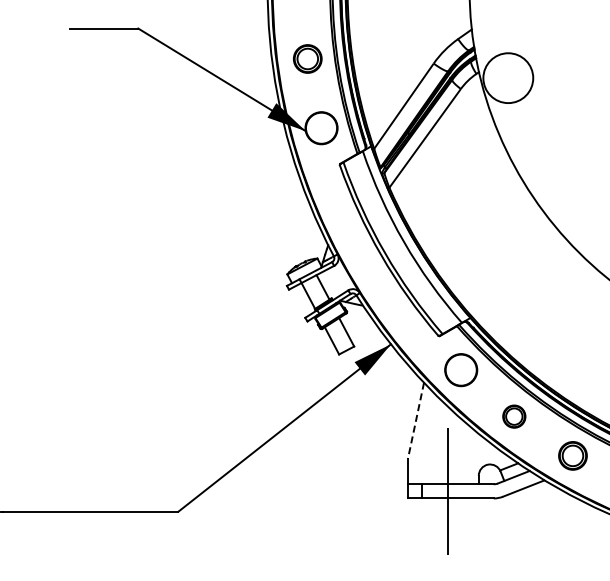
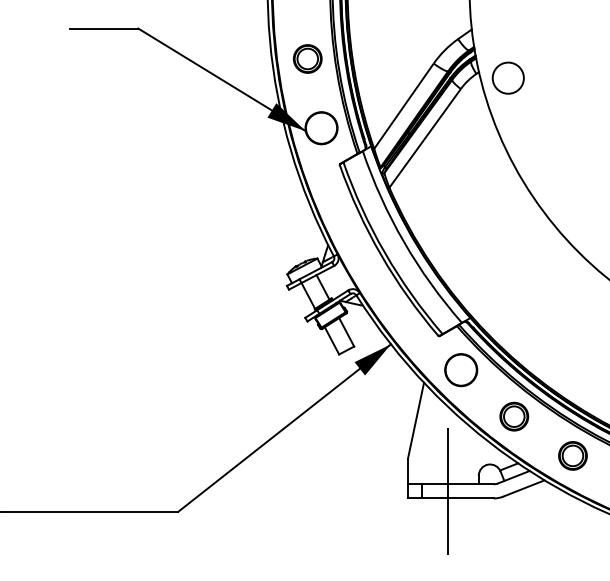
circle diameter: 50 px -> 31 px (507, 77)
part size: 25x25 px -> 31x31 px (514, 416)
line: dashed -> solid (416, 420)
